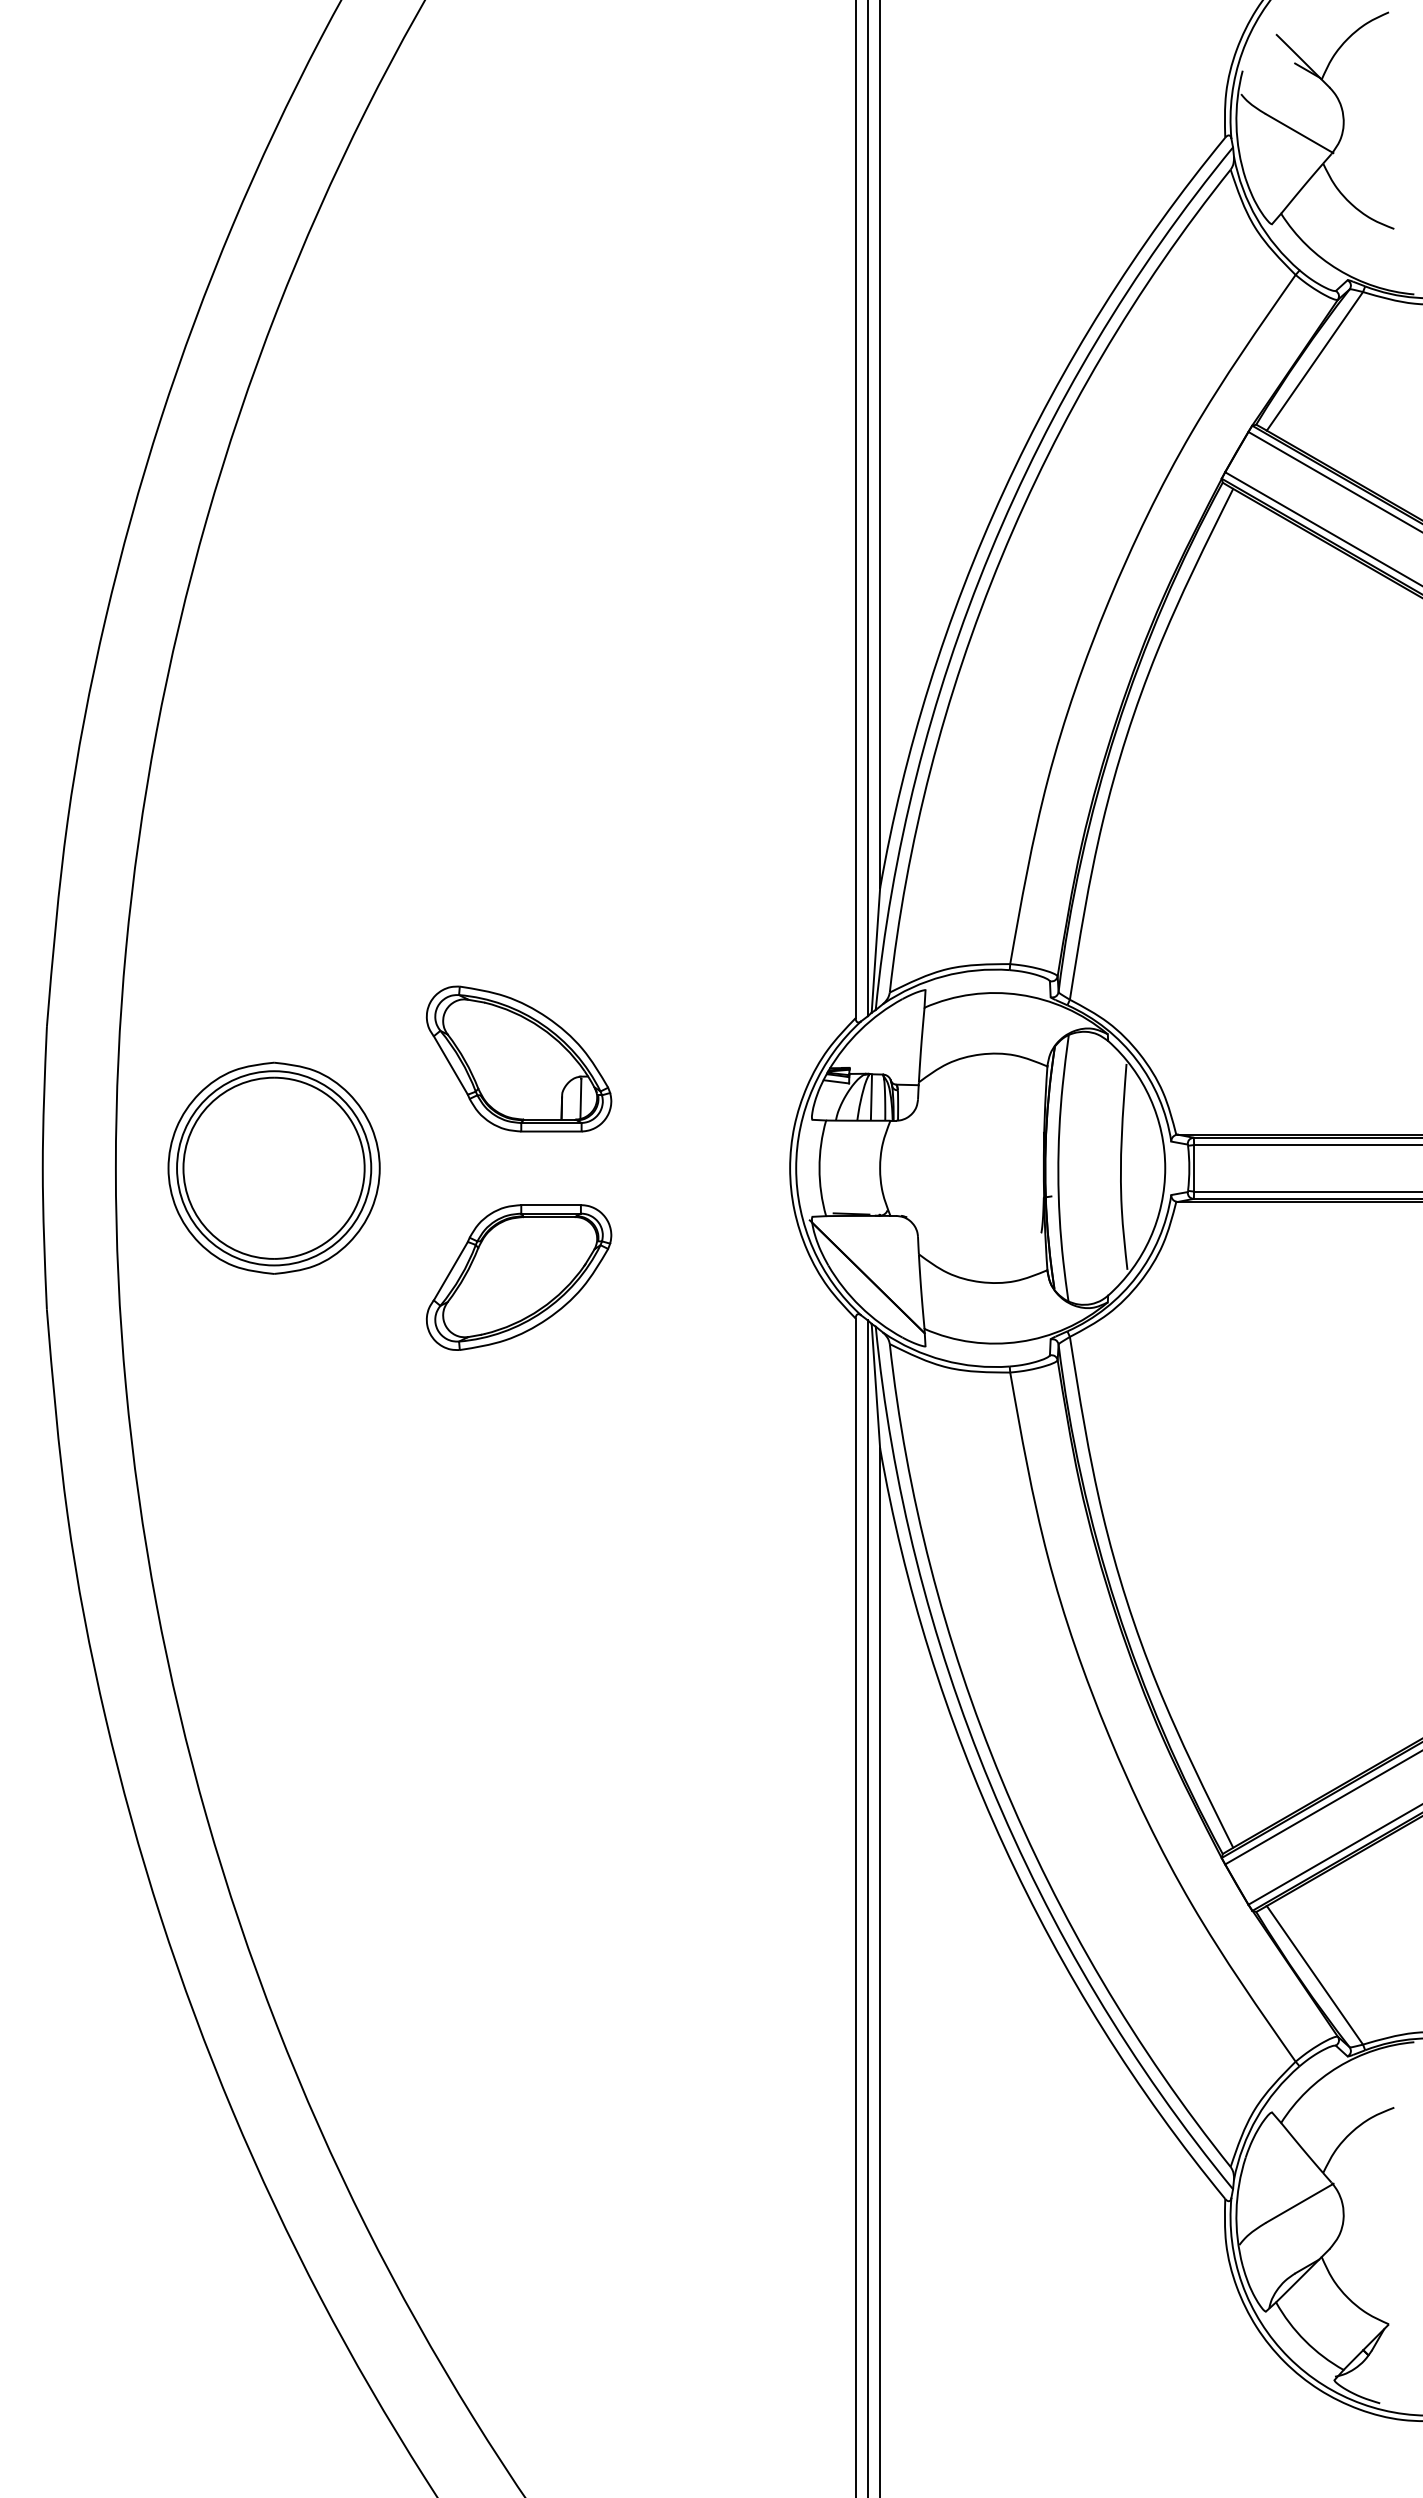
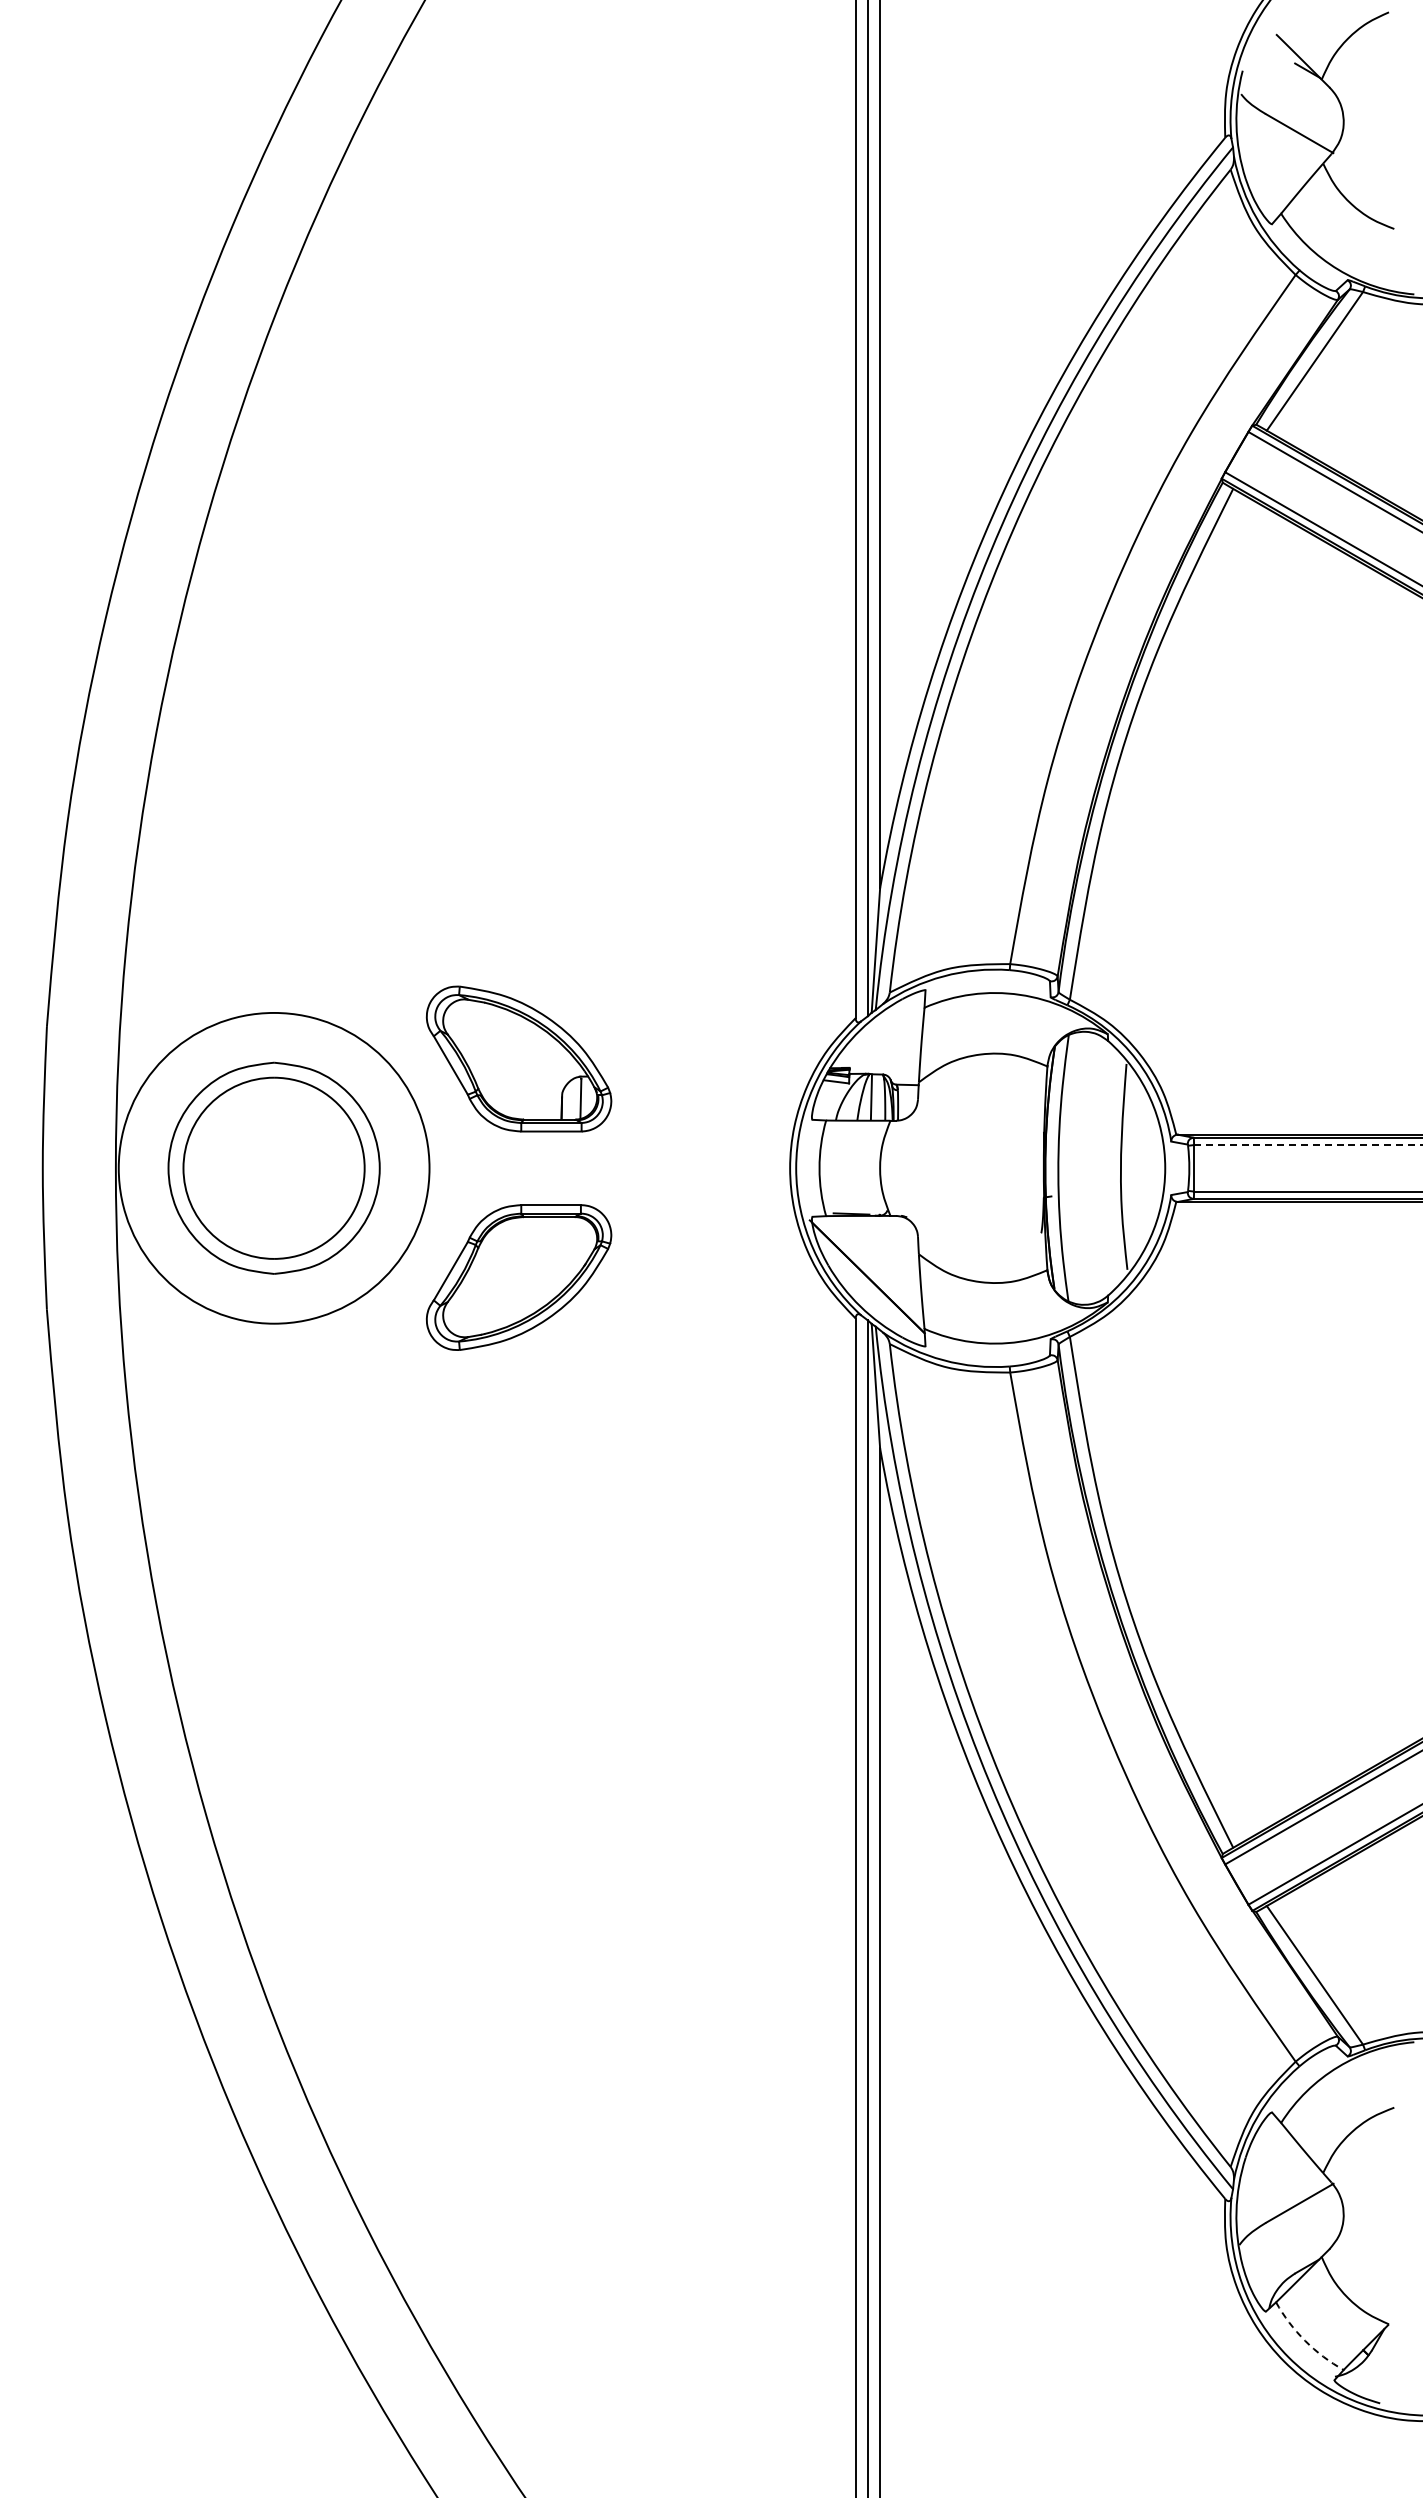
line: solid -> dashed (1308, 1145)
circle diameter: 194 px -> 311 px (273, 1167)
arc: solid -> dashed (1305, 2340)
